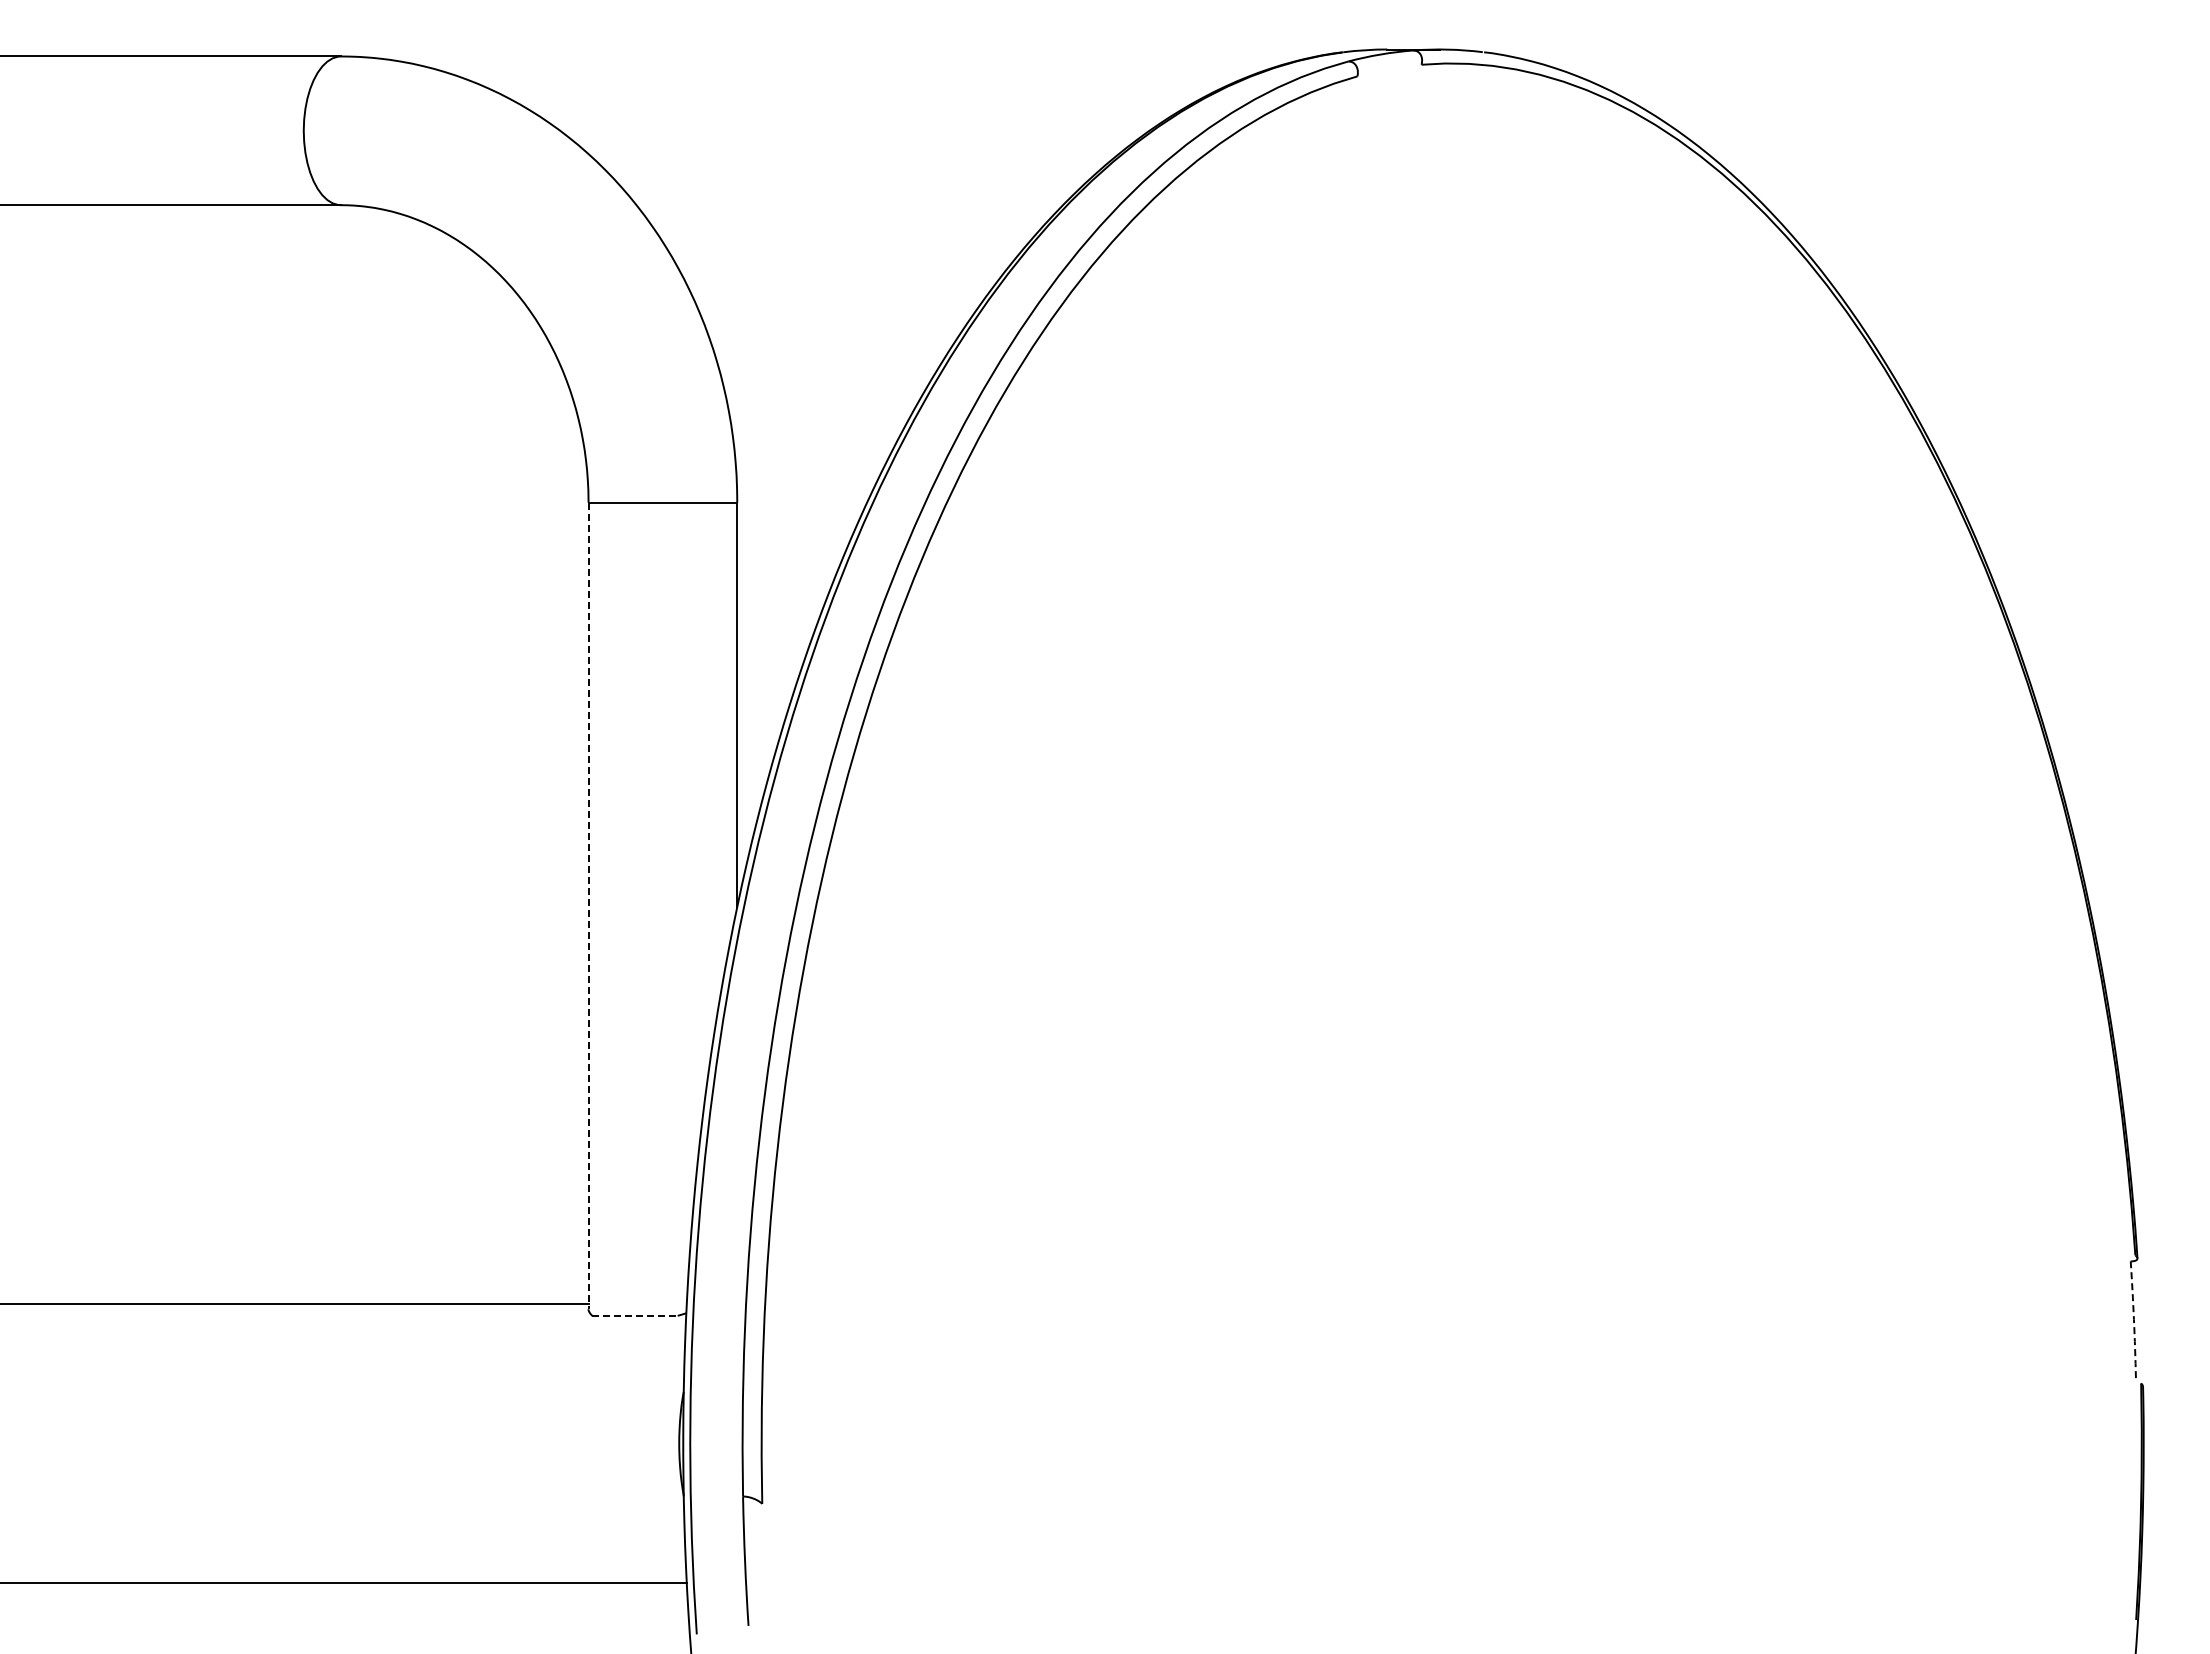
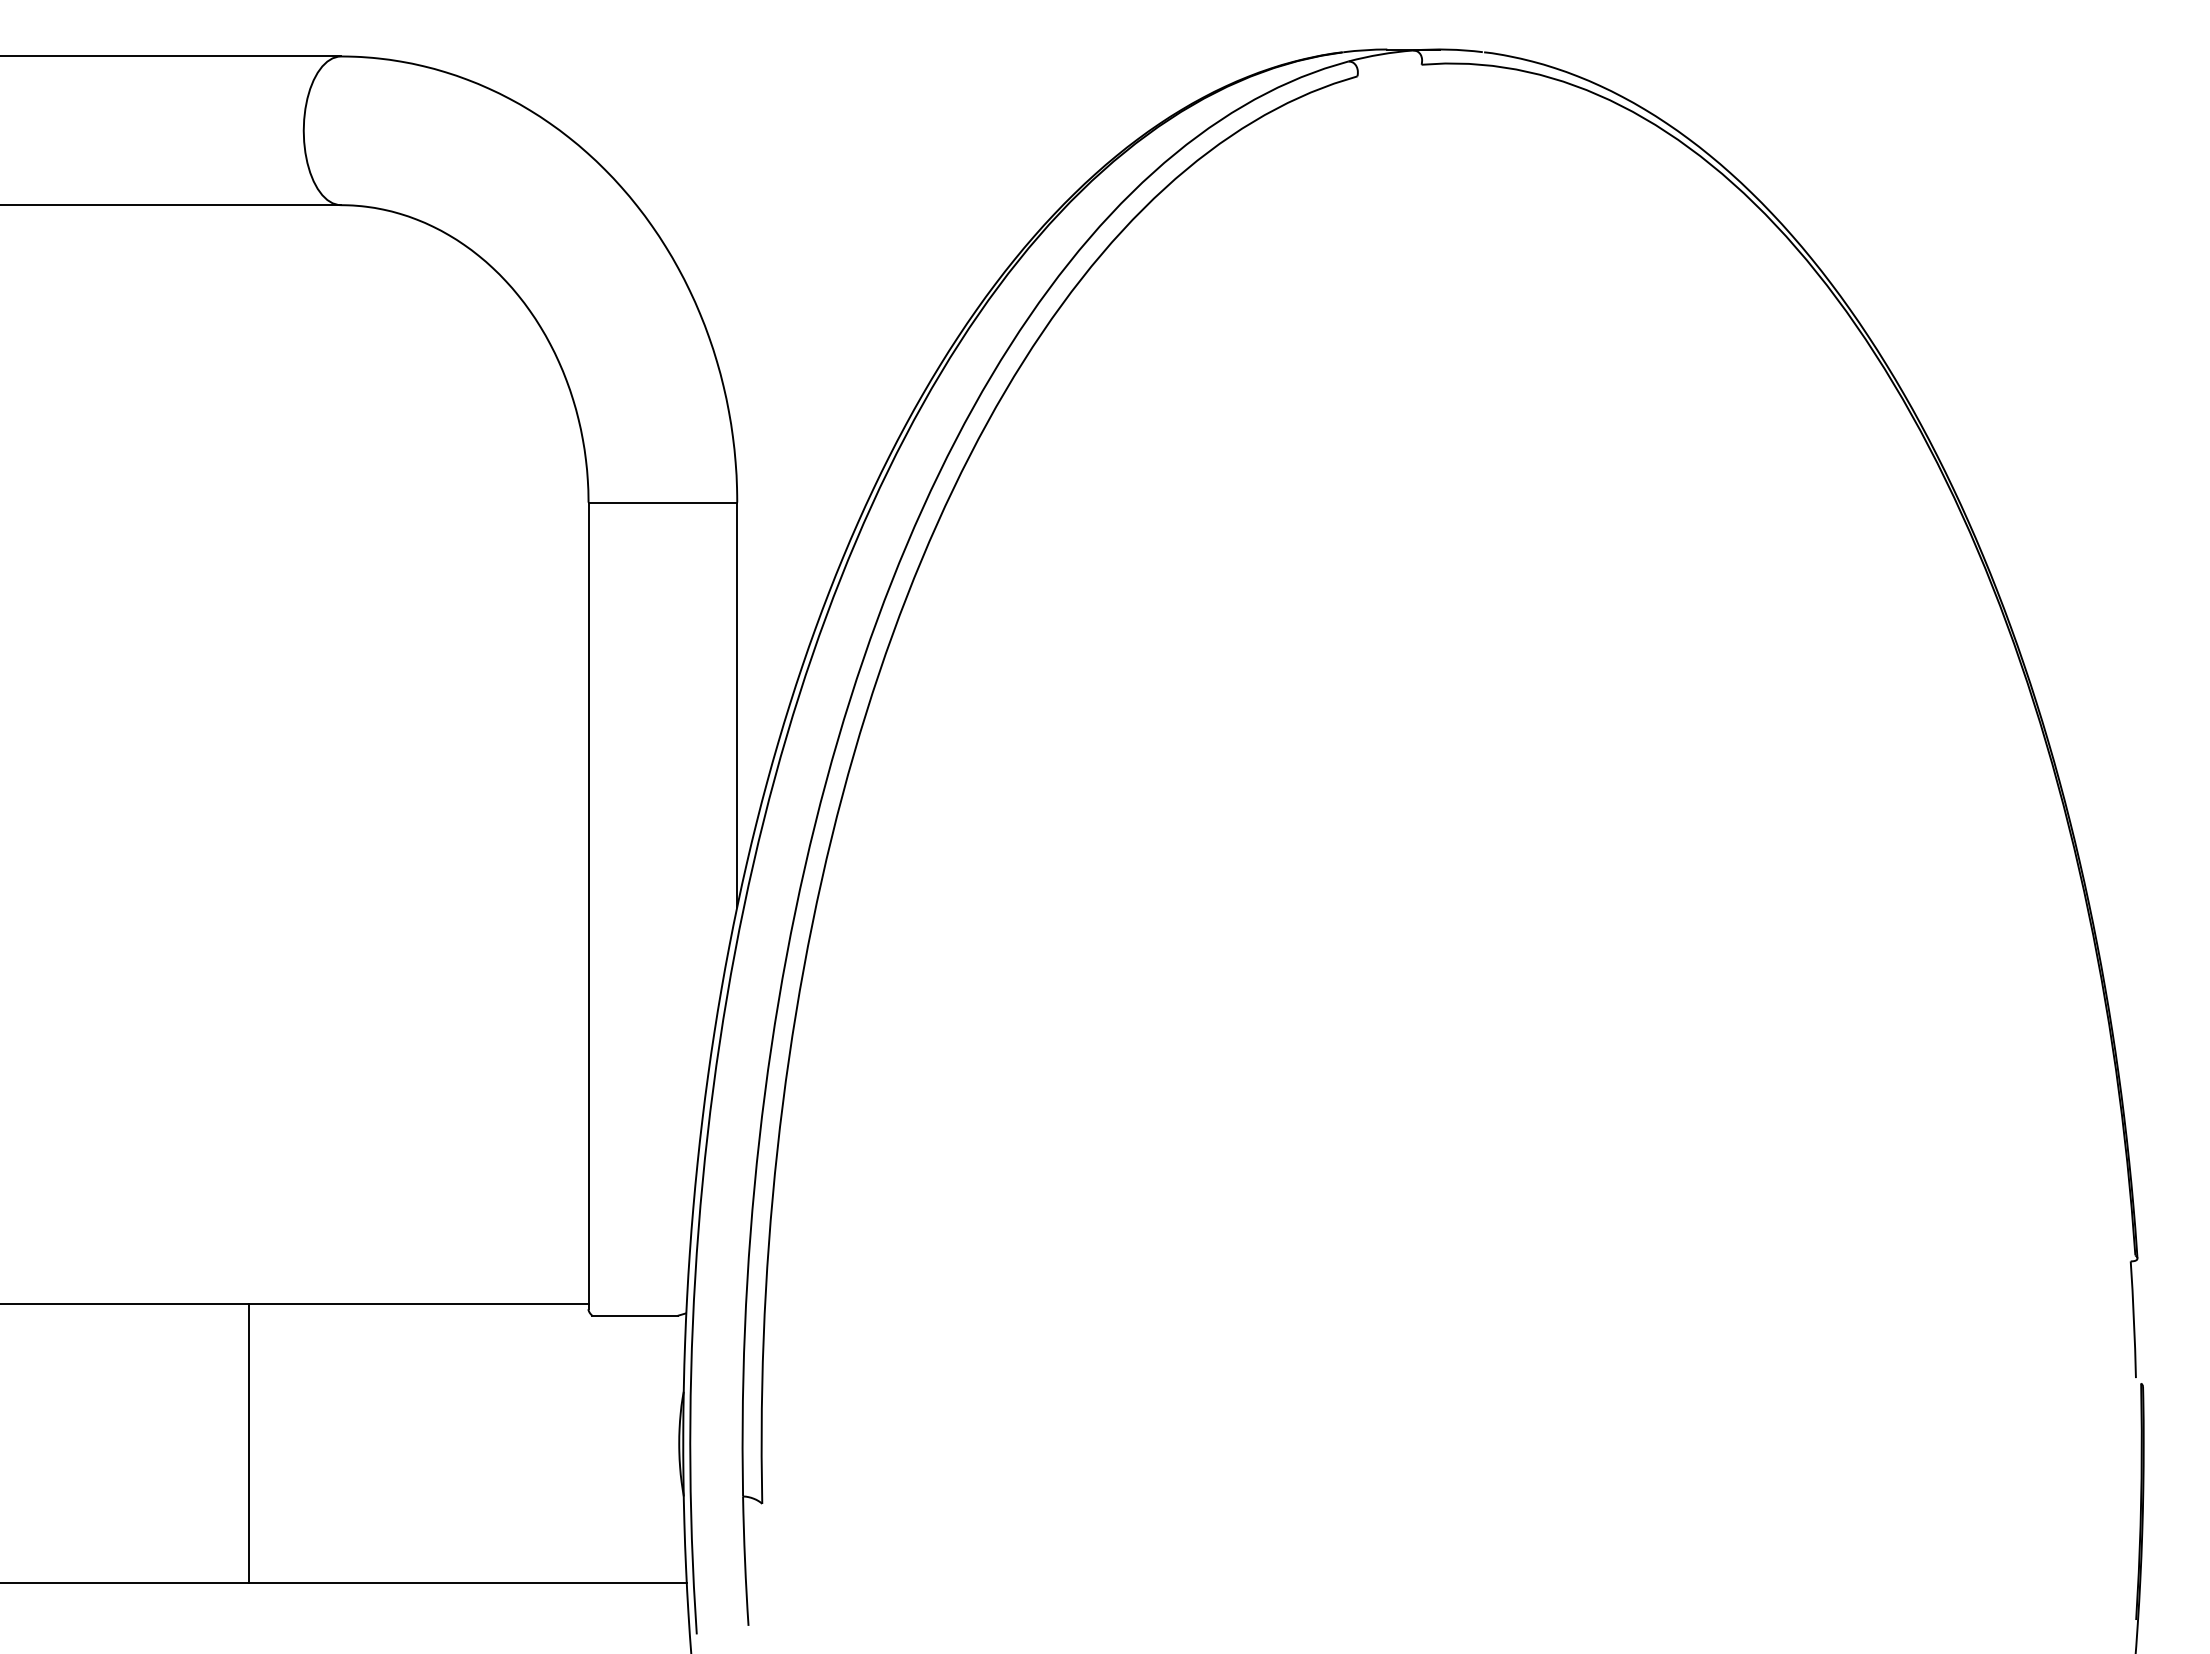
line: dashed -> solid (588, 906)
line: dashed -> solid (635, 1315)
arc: dashed -> solid (2133, 1319)
line: none -> present (249, 1443)
